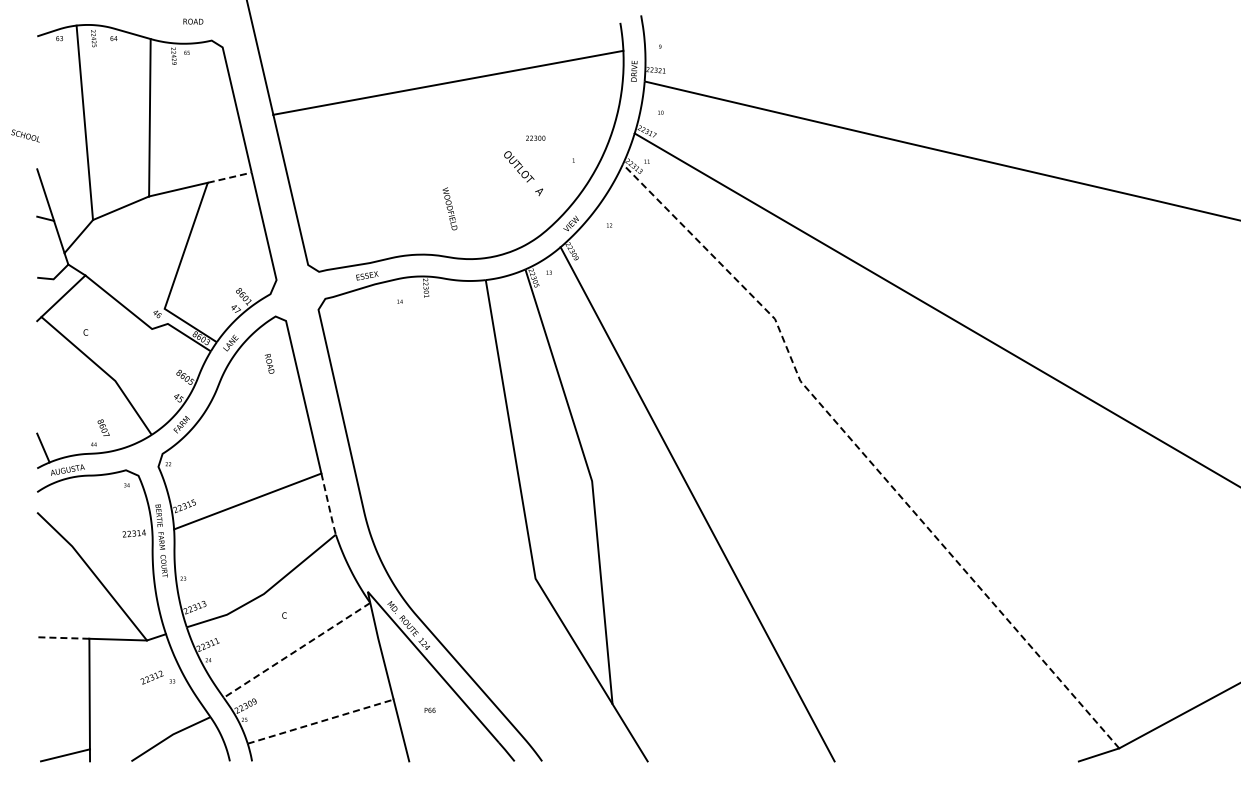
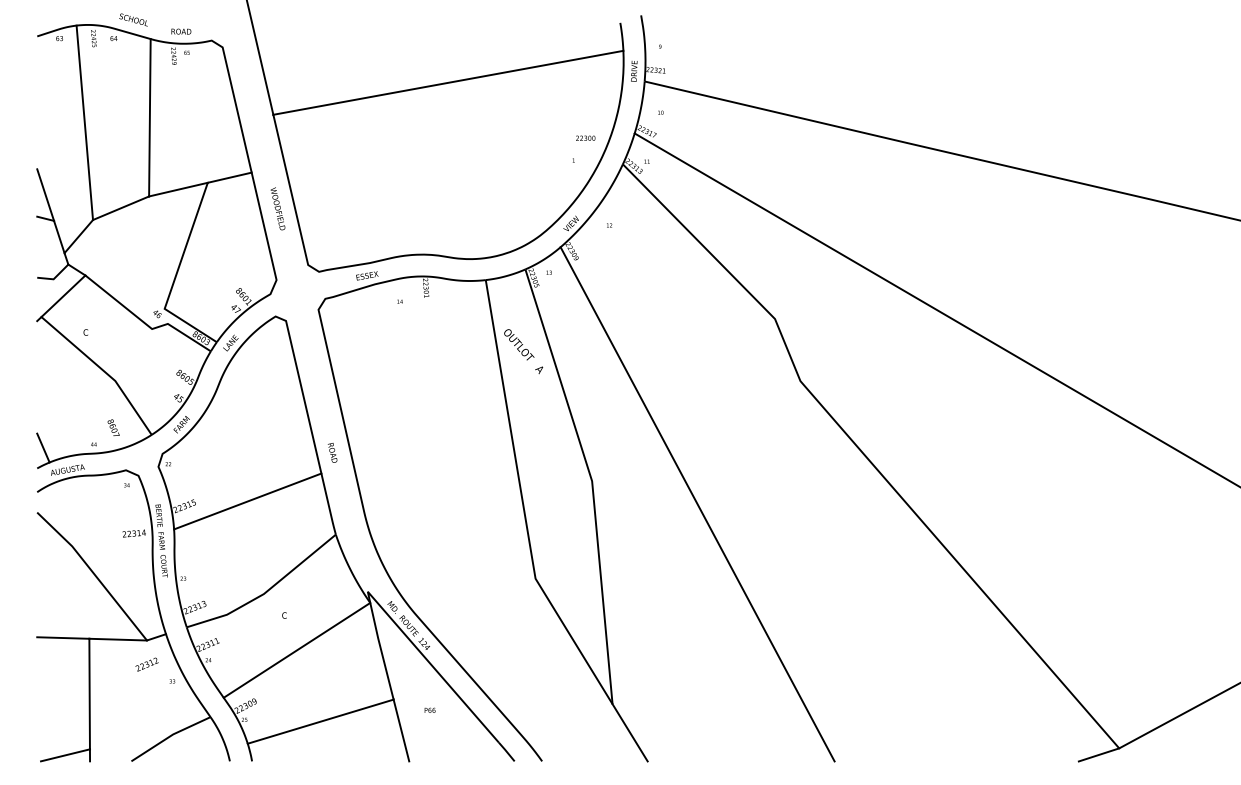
text position: (193, 21) -> (181, 31) (181, 31)
text position: (25, 135) -> (133, 19) (133, 19)
text position: (535, 137) -> (585, 137) (585, 137)
text position: (523, 173) -> (523, 351) (523, 351)
line: dashed -> solid (229, 177)
text position: (449, 208) -> (277, 208) (277, 208)
text position: (269, 363) -> (332, 452) (332, 452)
text position: (103, 427) -> (113, 427) (113, 427)
line: dashed -> solid (865, 456)
line: dashed -> solid (328, 505)
line: dashed -> solid (62, 638)
line: dashed -> solid (296, 650)
text position: (151, 677) -> (146, 664) (146, 664)
line: dashed -> solid (321, 721)
